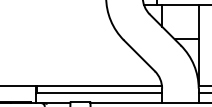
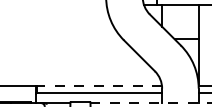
line: solid -> dashed (99, 86)
line: solid -> dashed (151, 103)
